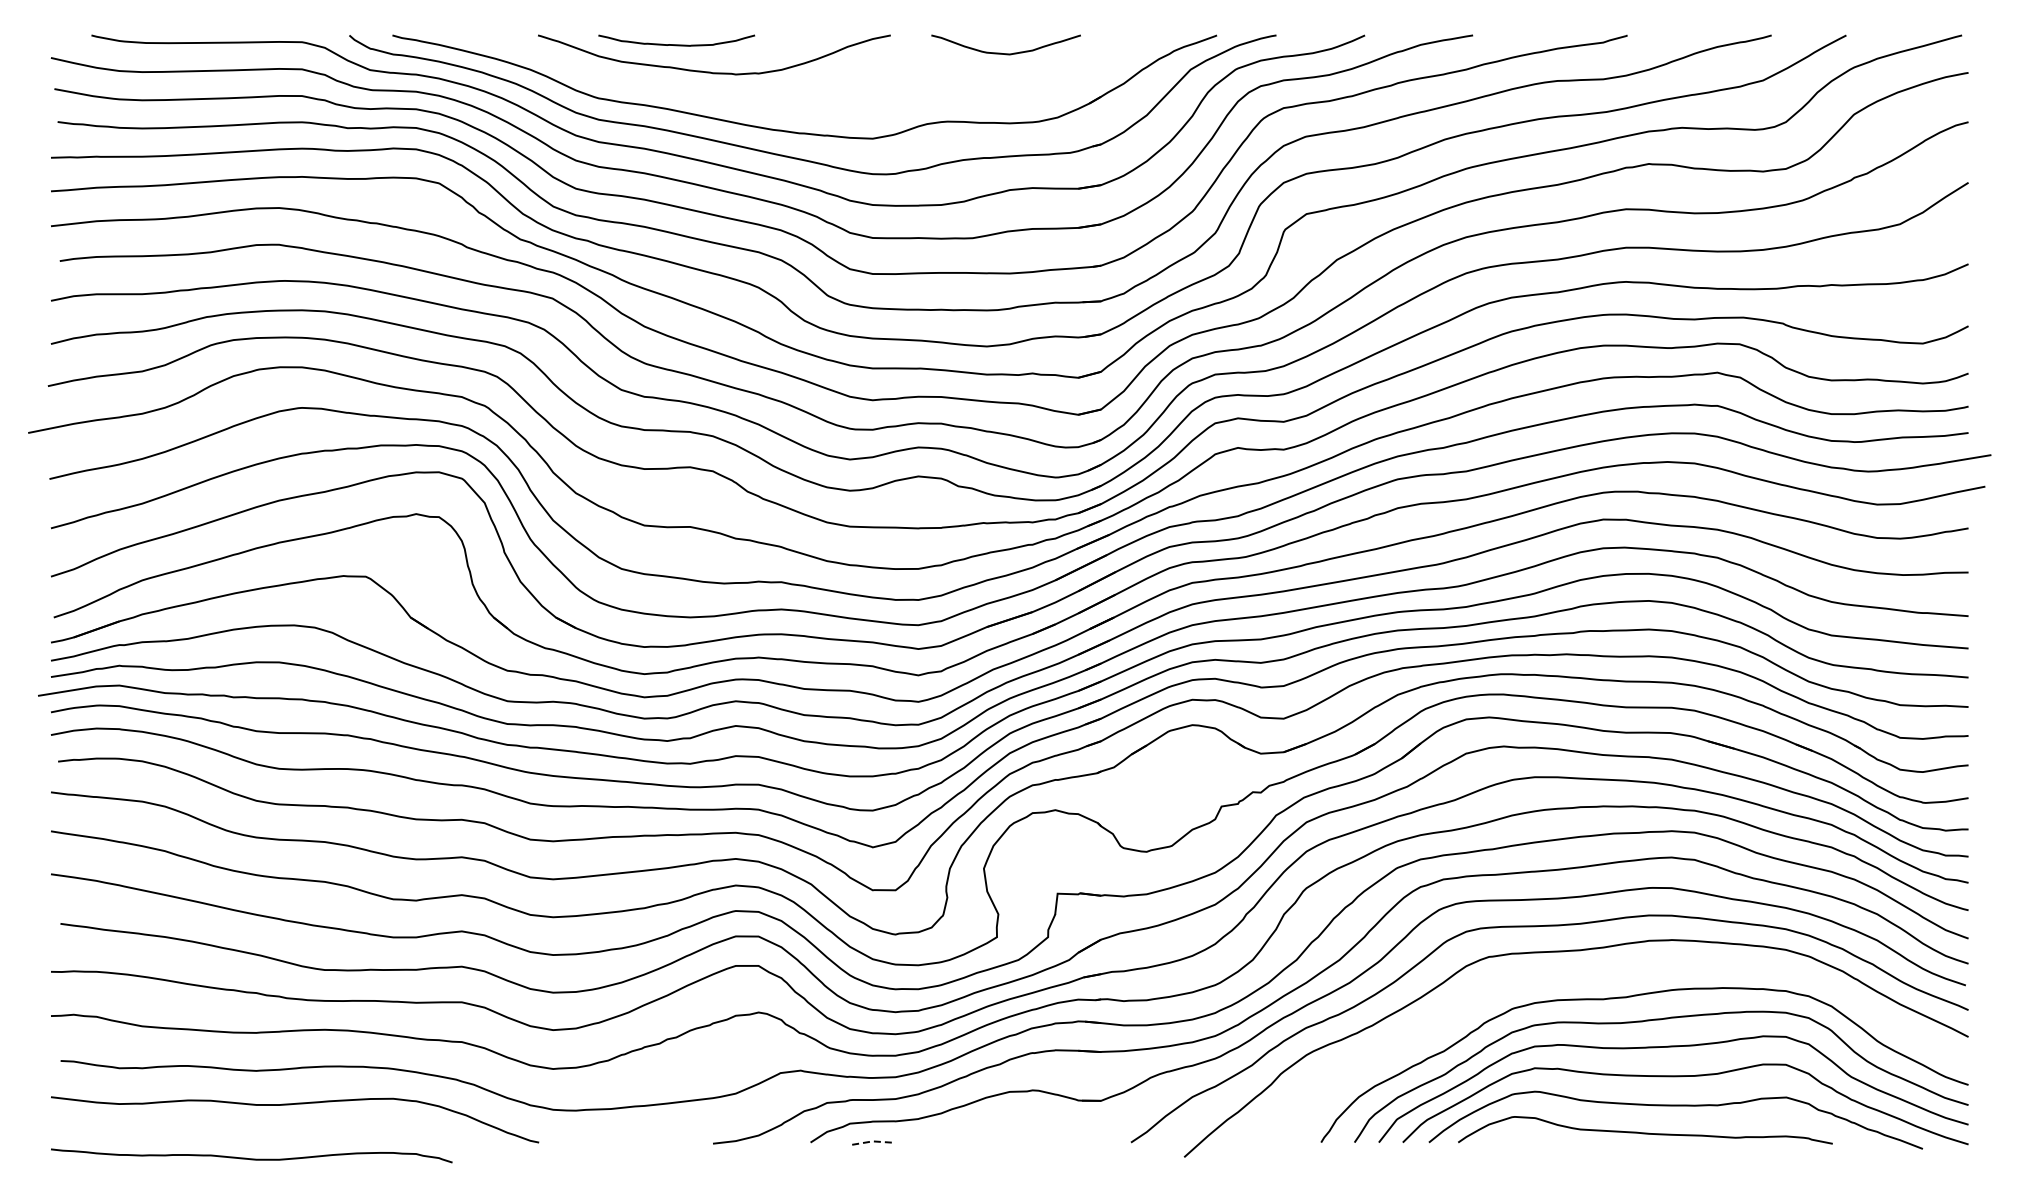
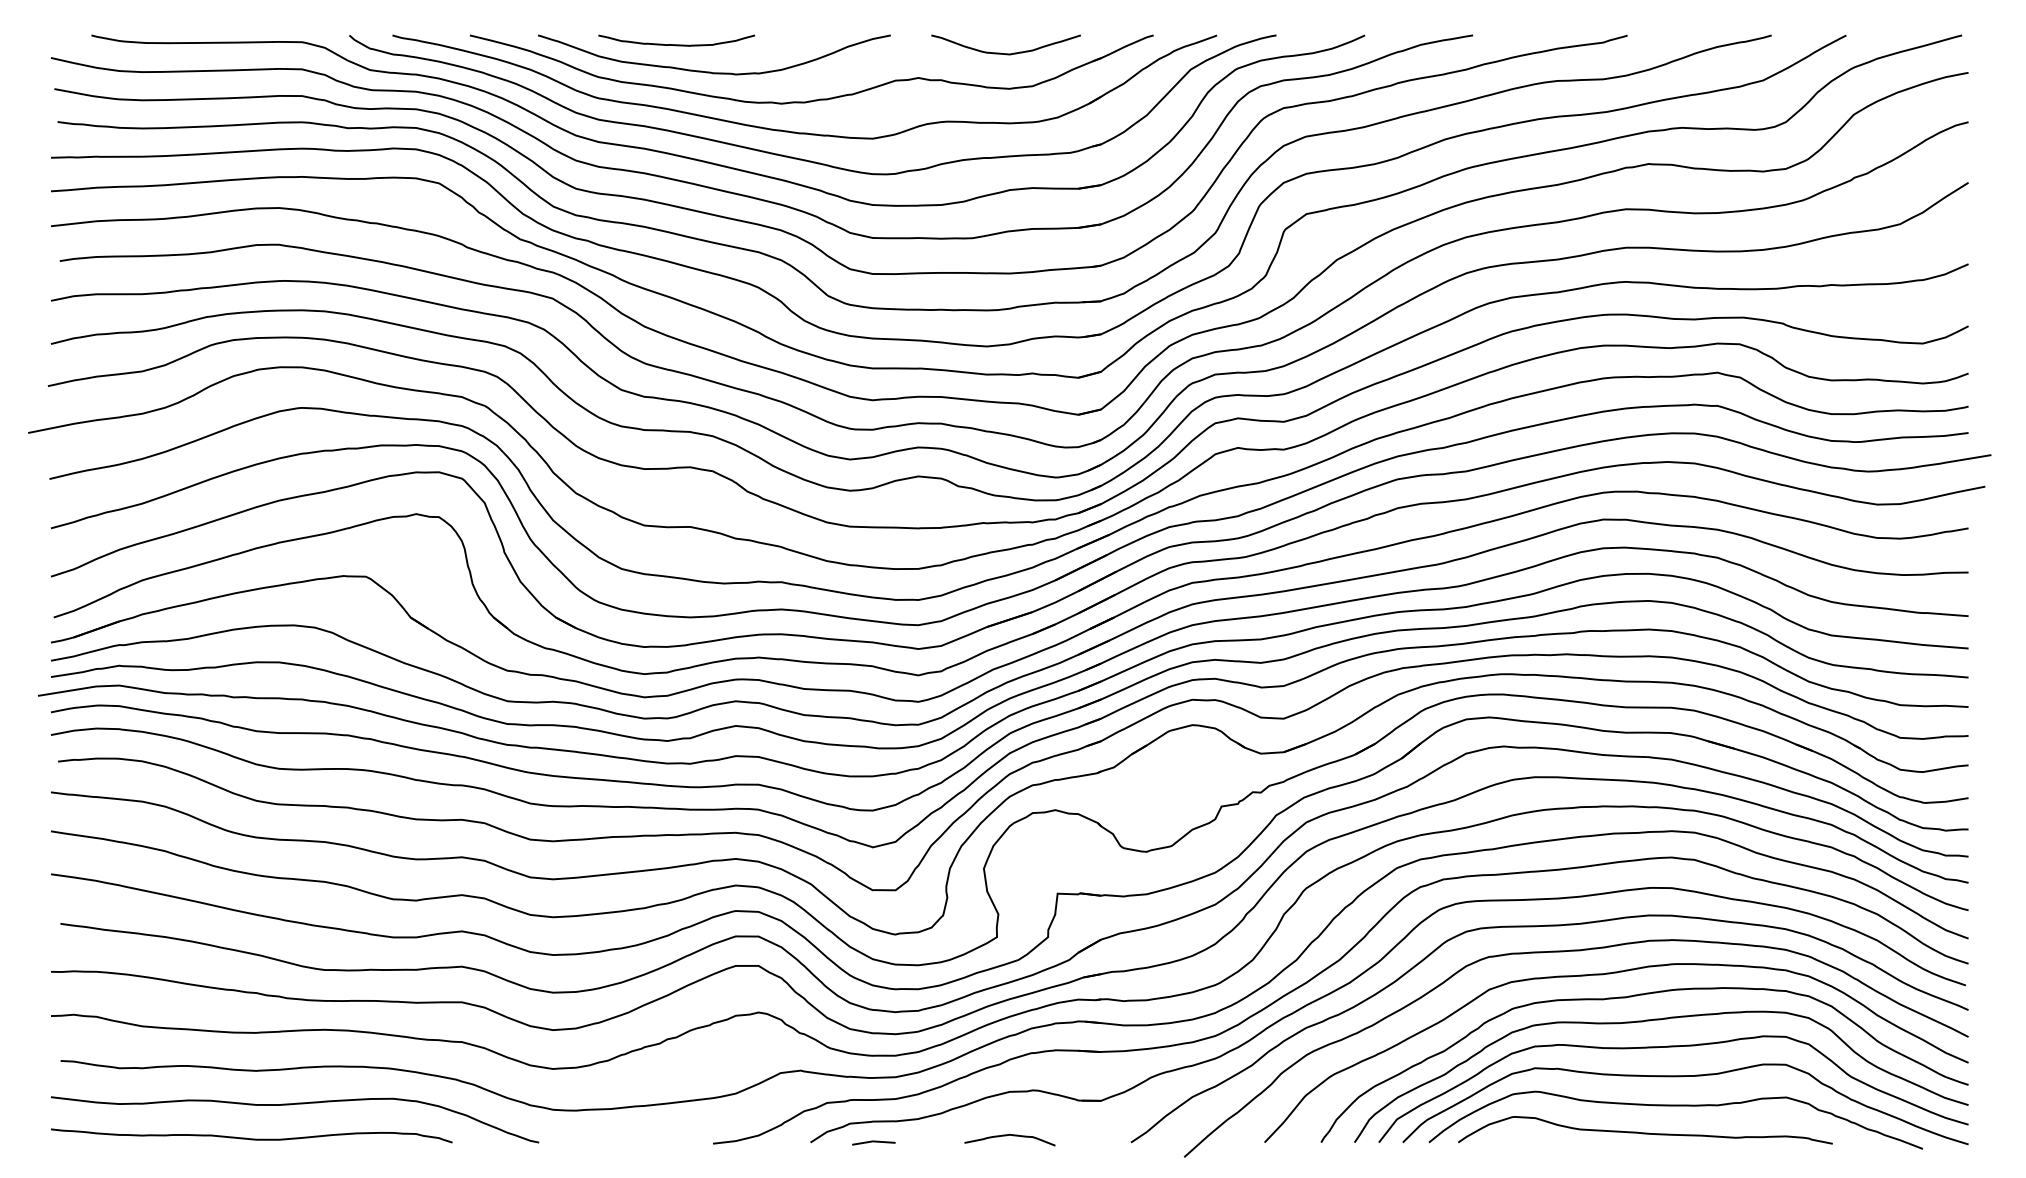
part: none -> present (819, 98)
curve: none -> present (1603, 975)
curve: none -> present (1009, 1135)
line: dashed -> solid (873, 1141)
curve position: (251, 1158) -> (251, 1138) (251, 1138)
